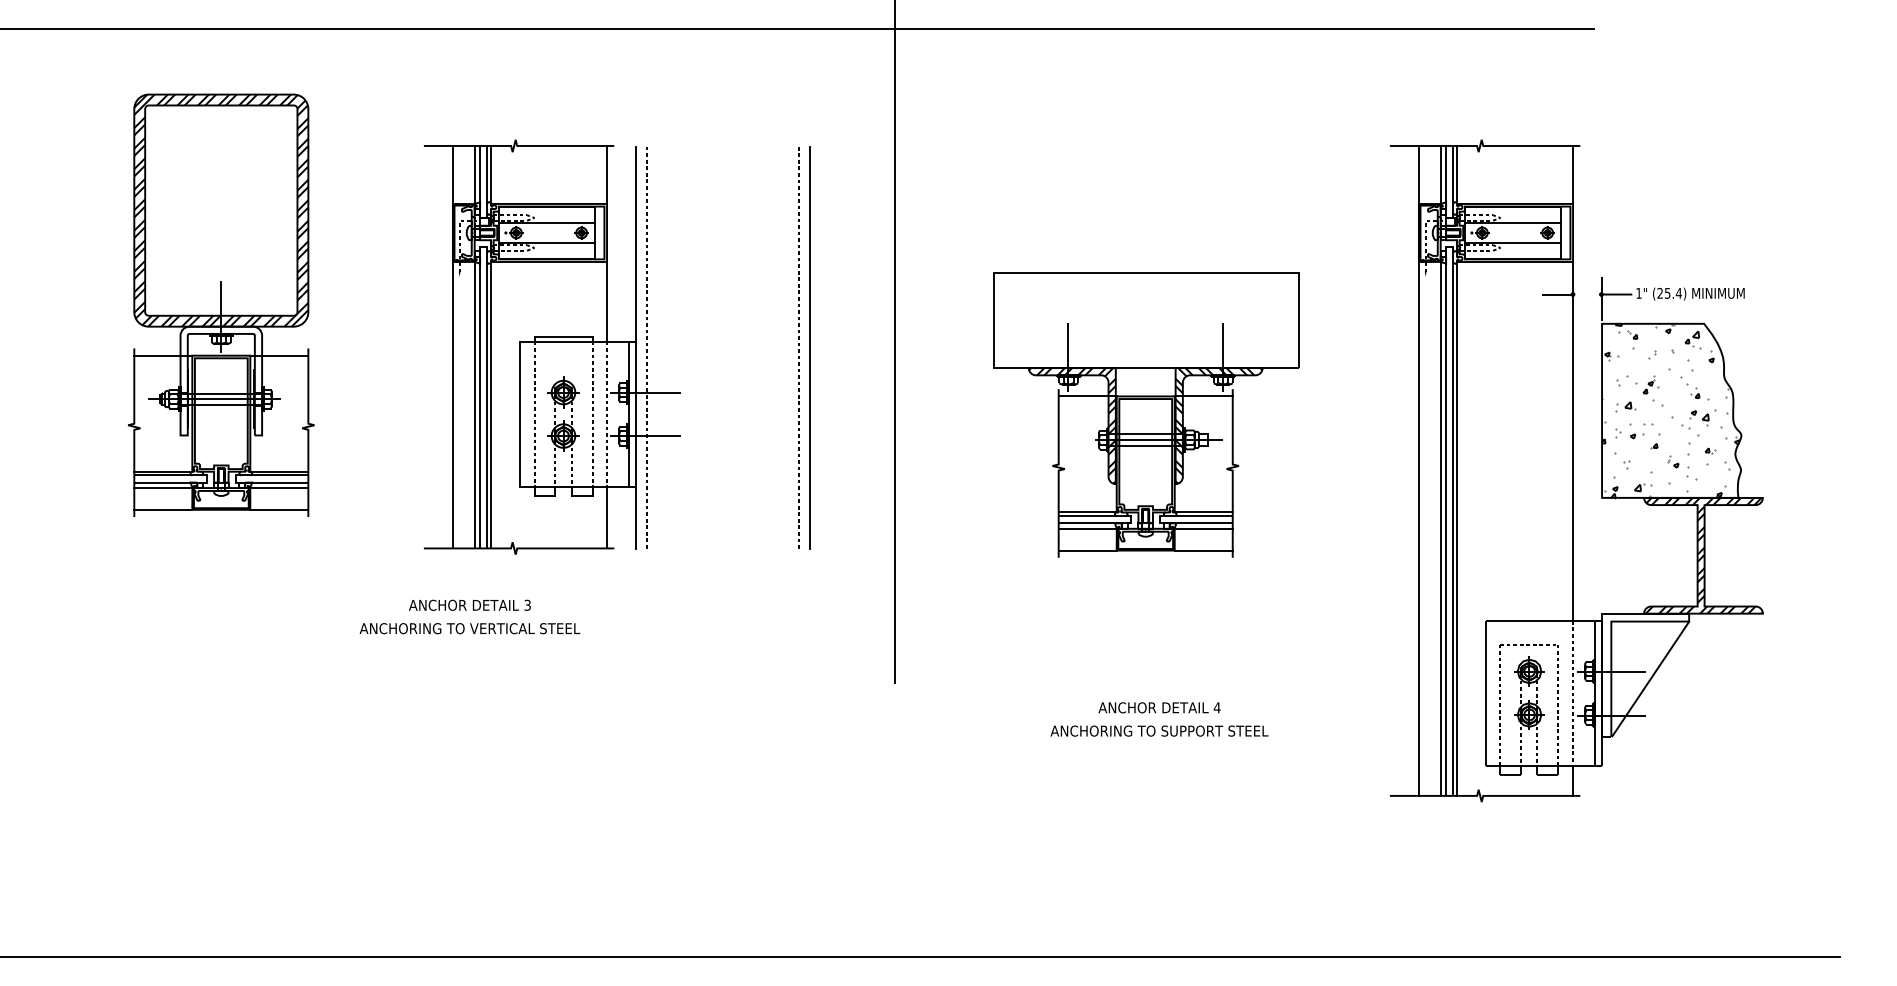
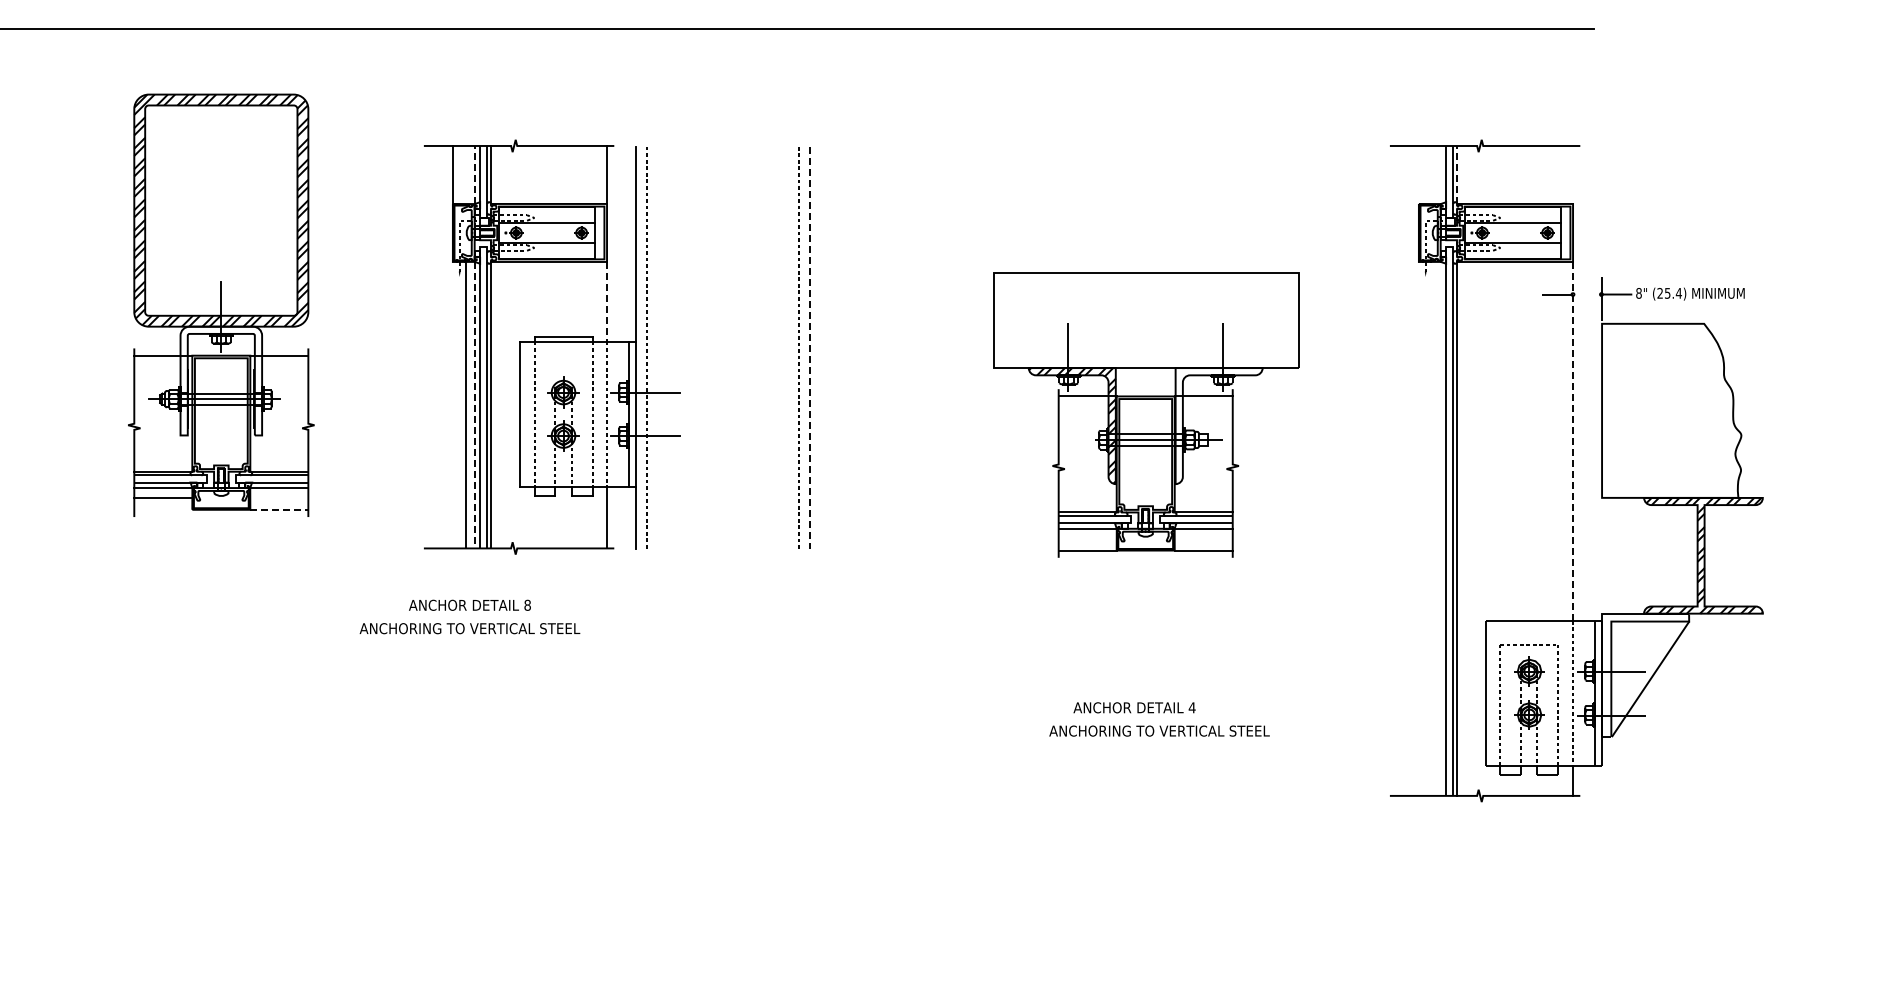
line: solid -> dashed (474, 174)
line: present -> none (1418, 174)
line: present -> none (1440, 174)
line: solid -> dashed (1457, 174)
line: present -> none (1573, 174)
text: 1" -> 8" (1638, 293)
line: solid -> dashed (607, 301)
line: present -> none (895, 342)
line: solid -> dashed (810, 347)
line position: (452, 404) -> (465, 404) (465, 404)
line: solid -> dashed (474, 405)
hatch: present -> none (1670, 410)
hatch: present -> none (1218, 425)
line: solid -> dashed (1573, 441)
line position: (163, 509) -> (163, 497) (163, 497)
line: solid -> dashed (279, 509)
line: present -> none (1418, 528)
line: present -> none (1440, 528)
text: 3 -> 8 (527, 604)
text position: (1159, 707) -> (1134, 707) (1134, 707)
text: ANCHORING TO SUPPORT STEEL -> ANCHORING TO VERTICAL STEEL (1159, 730)
line: present -> none (921, 956)
